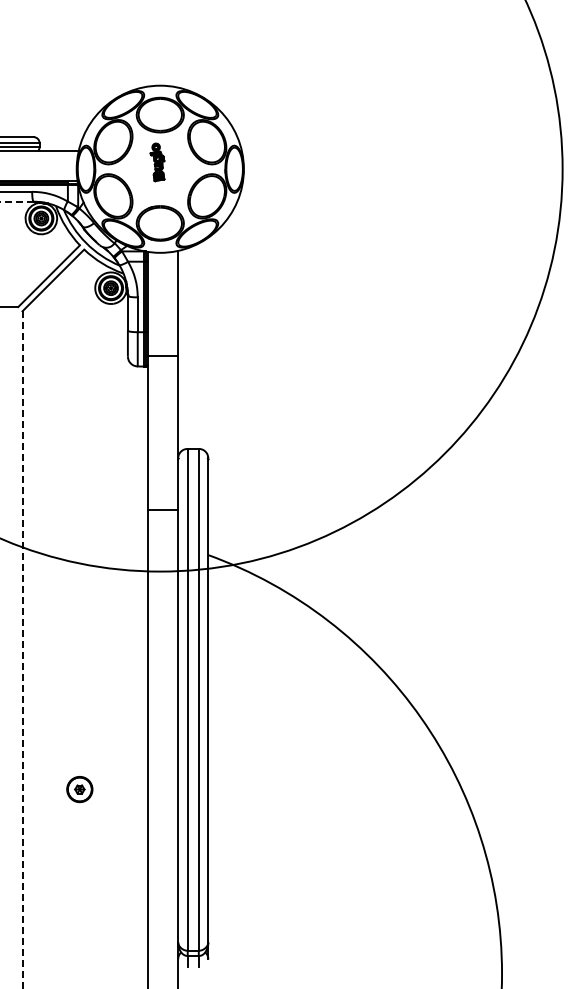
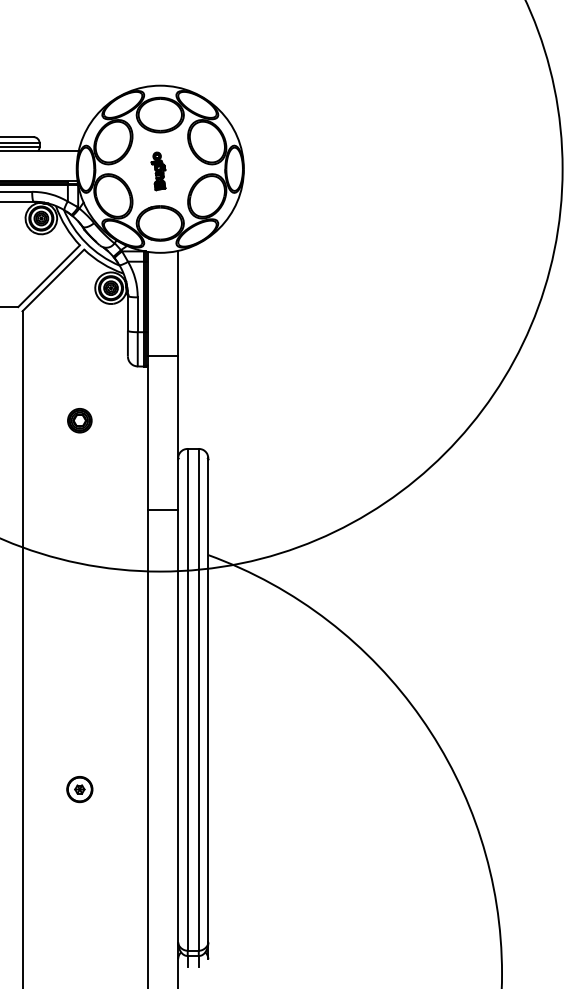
part position: (157, 162) -> (158, 171) (158, 171)
line: dashed -> solid (16, 201)
part: none -> present (79, 420)
line: dashed -> solid (22, 650)
